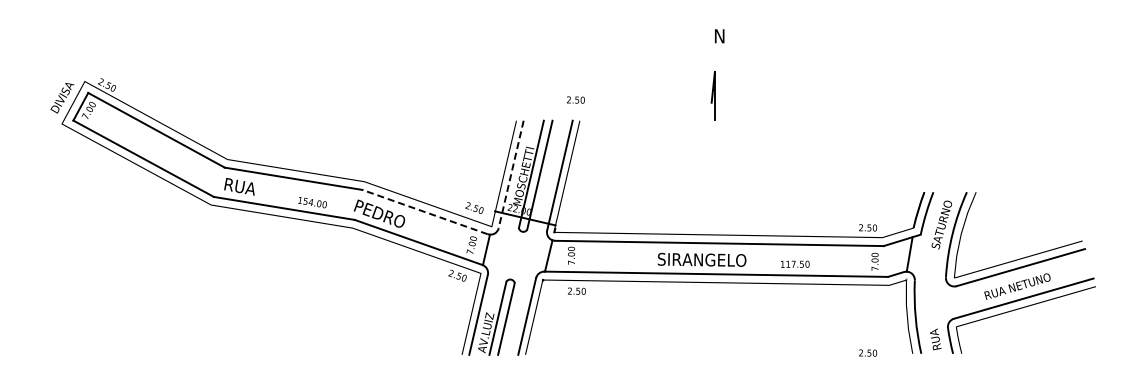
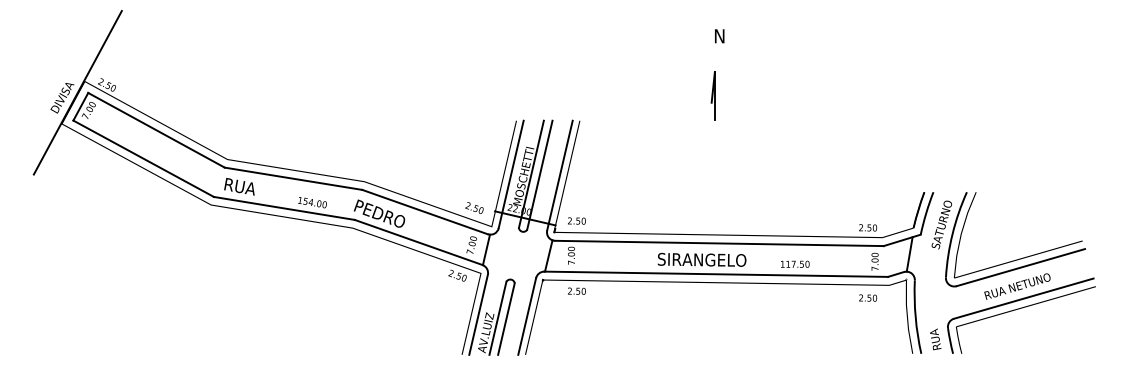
line: none -> present (77, 92)
text position: (575, 99) -> (576, 220) (576, 220)
line: dashed -> solid (511, 174)
line: dashed -> solid (424, 211)
text position: (868, 352) -> (868, 297) (868, 297)
